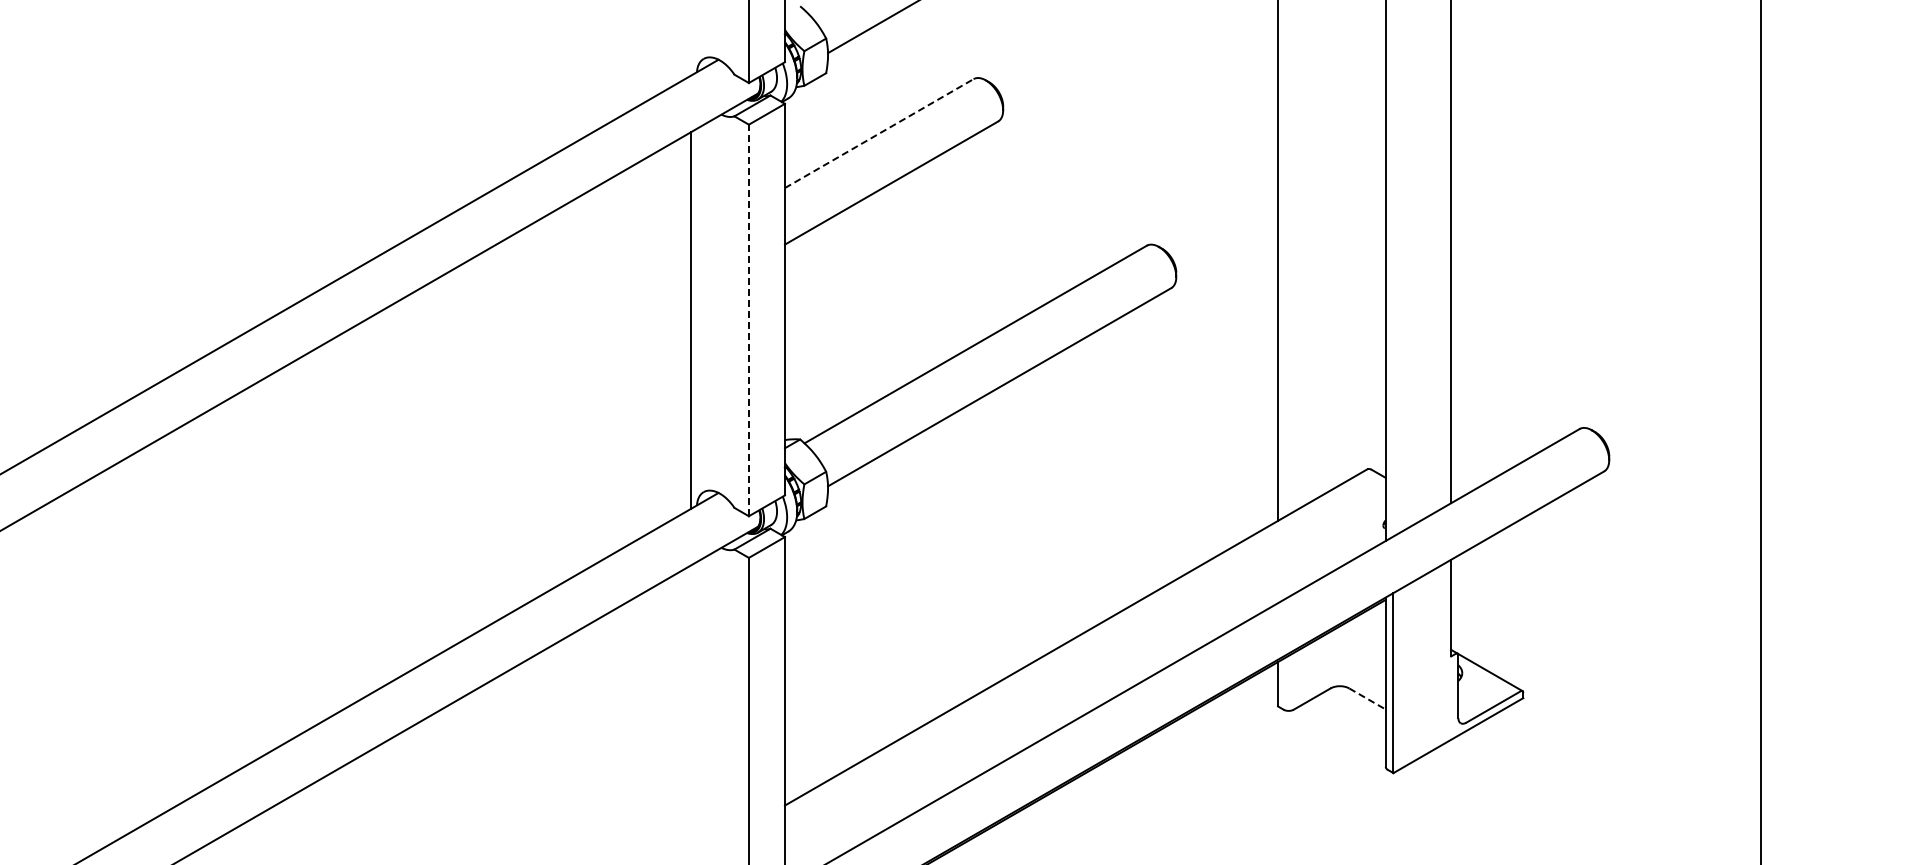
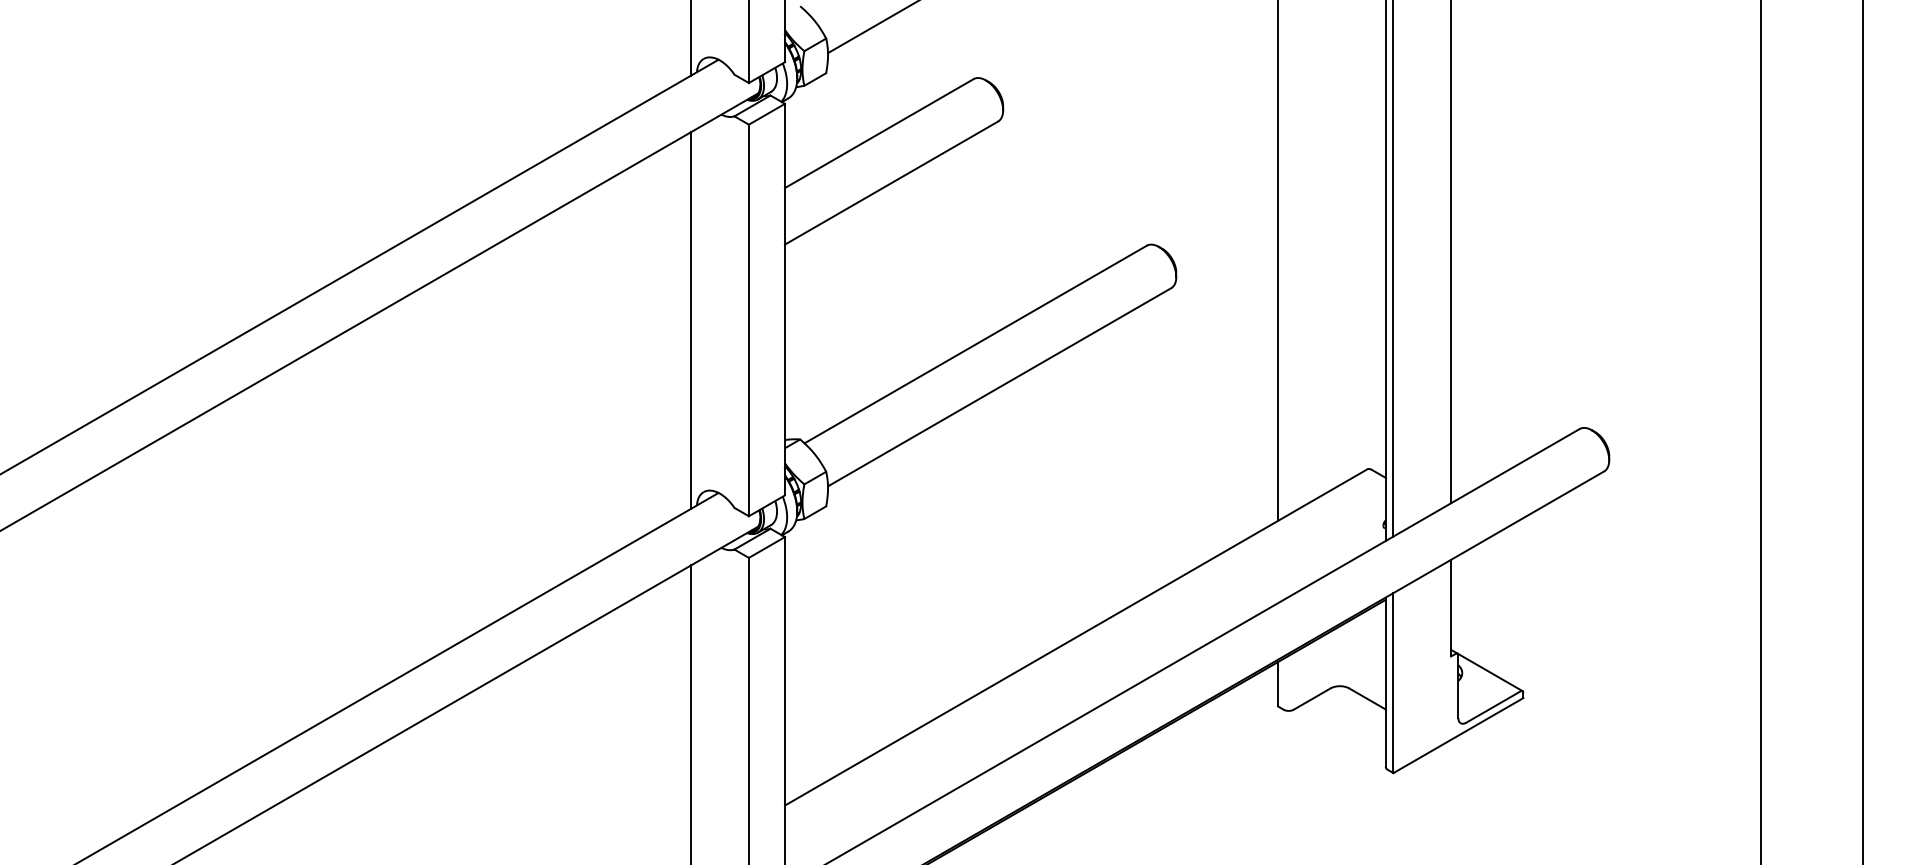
line: none -> present (691, 38)
line: dashed -> solid (879, 133)
line: none -> present (1393, 269)
line: dashed -> solid (748, 320)
line: none -> present (1863, 431)
line: dashed -> solid (1367, 699)
line: none -> present (691, 713)
